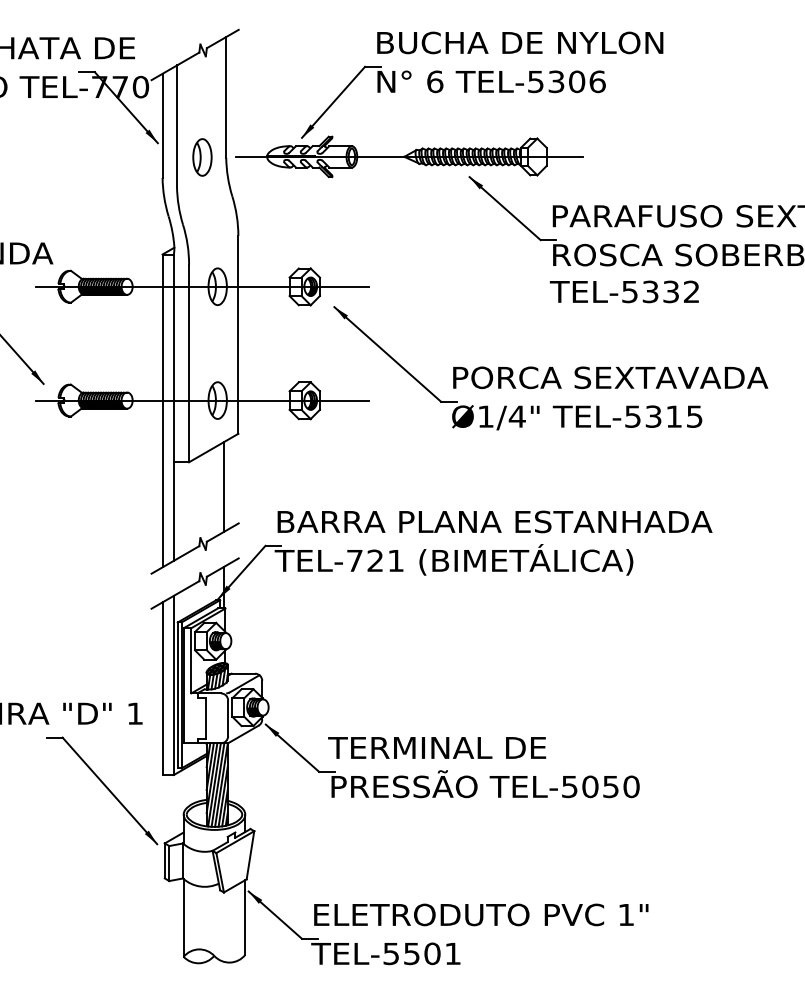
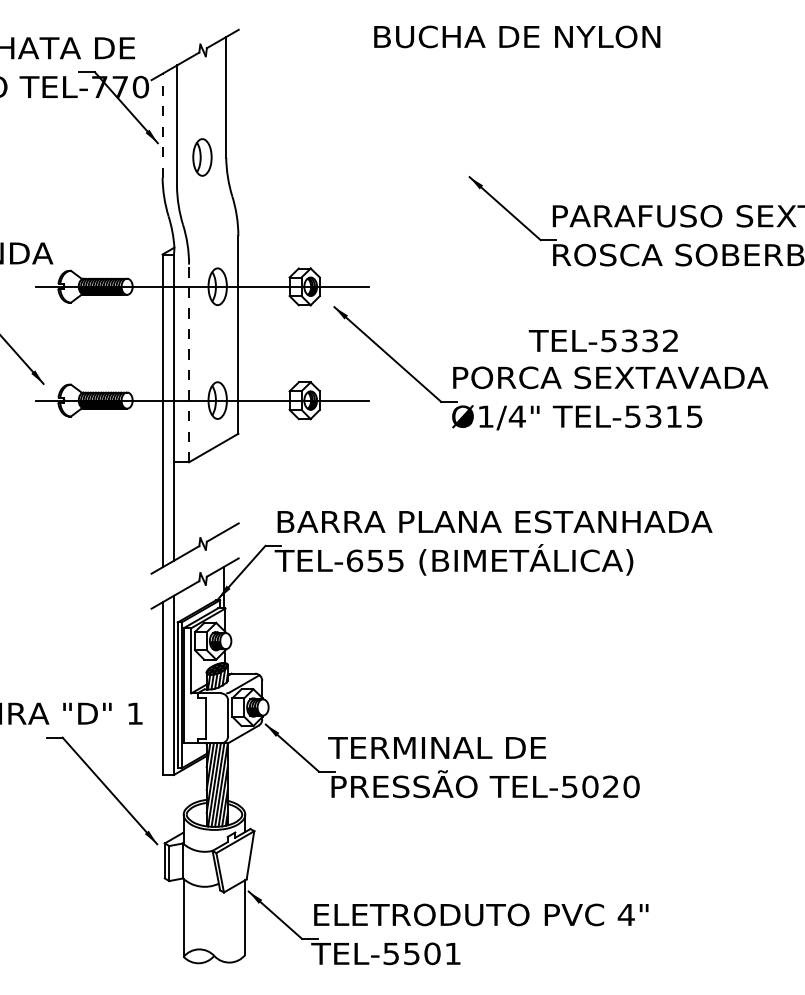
text position: (520, 42) -> (517, 36) (517, 36)
line: solid -> dashed (162, 125)
part: present -> none (422, 147)
text position: (623, 291) -> (602, 340) (602, 340)
line: solid -> dashed (189, 363)
line: present -> none (223, 486)
text: TEL-721 -> TEL-655 (375, 560)
text: TEL-5050 -> TEL-5020 (610, 786)
text: 1" -> 4" (625, 914)
